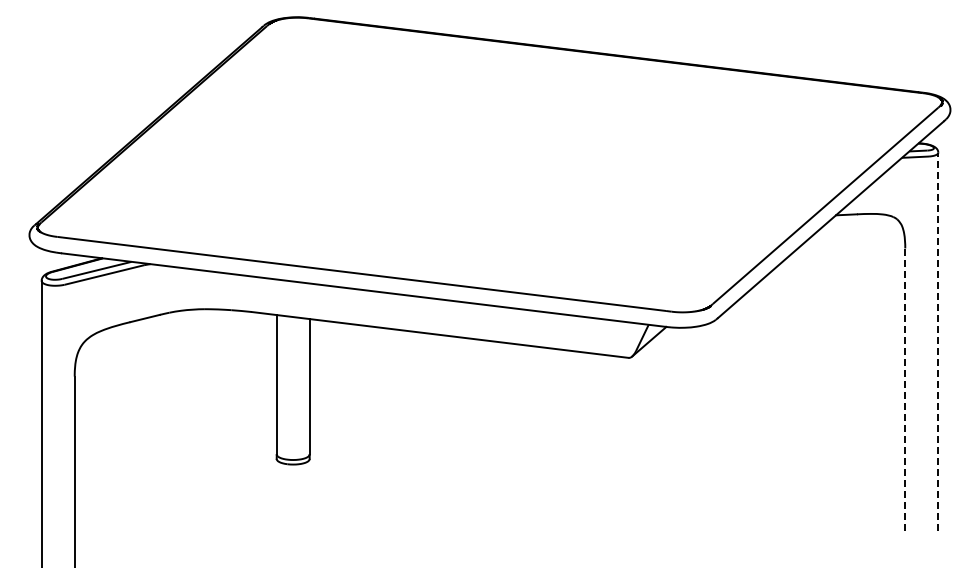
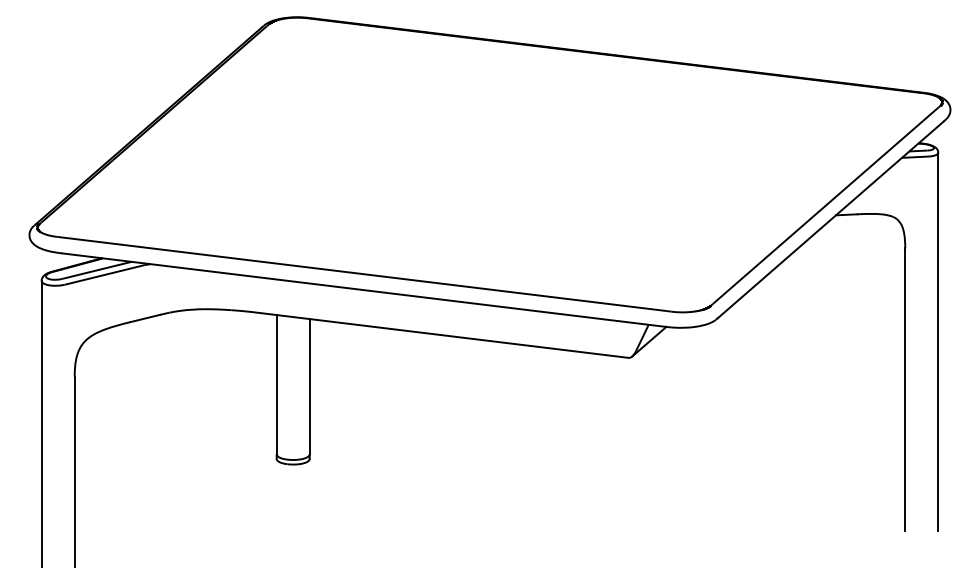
line: dashed -> solid (938, 341)
line: dashed -> solid (905, 389)
